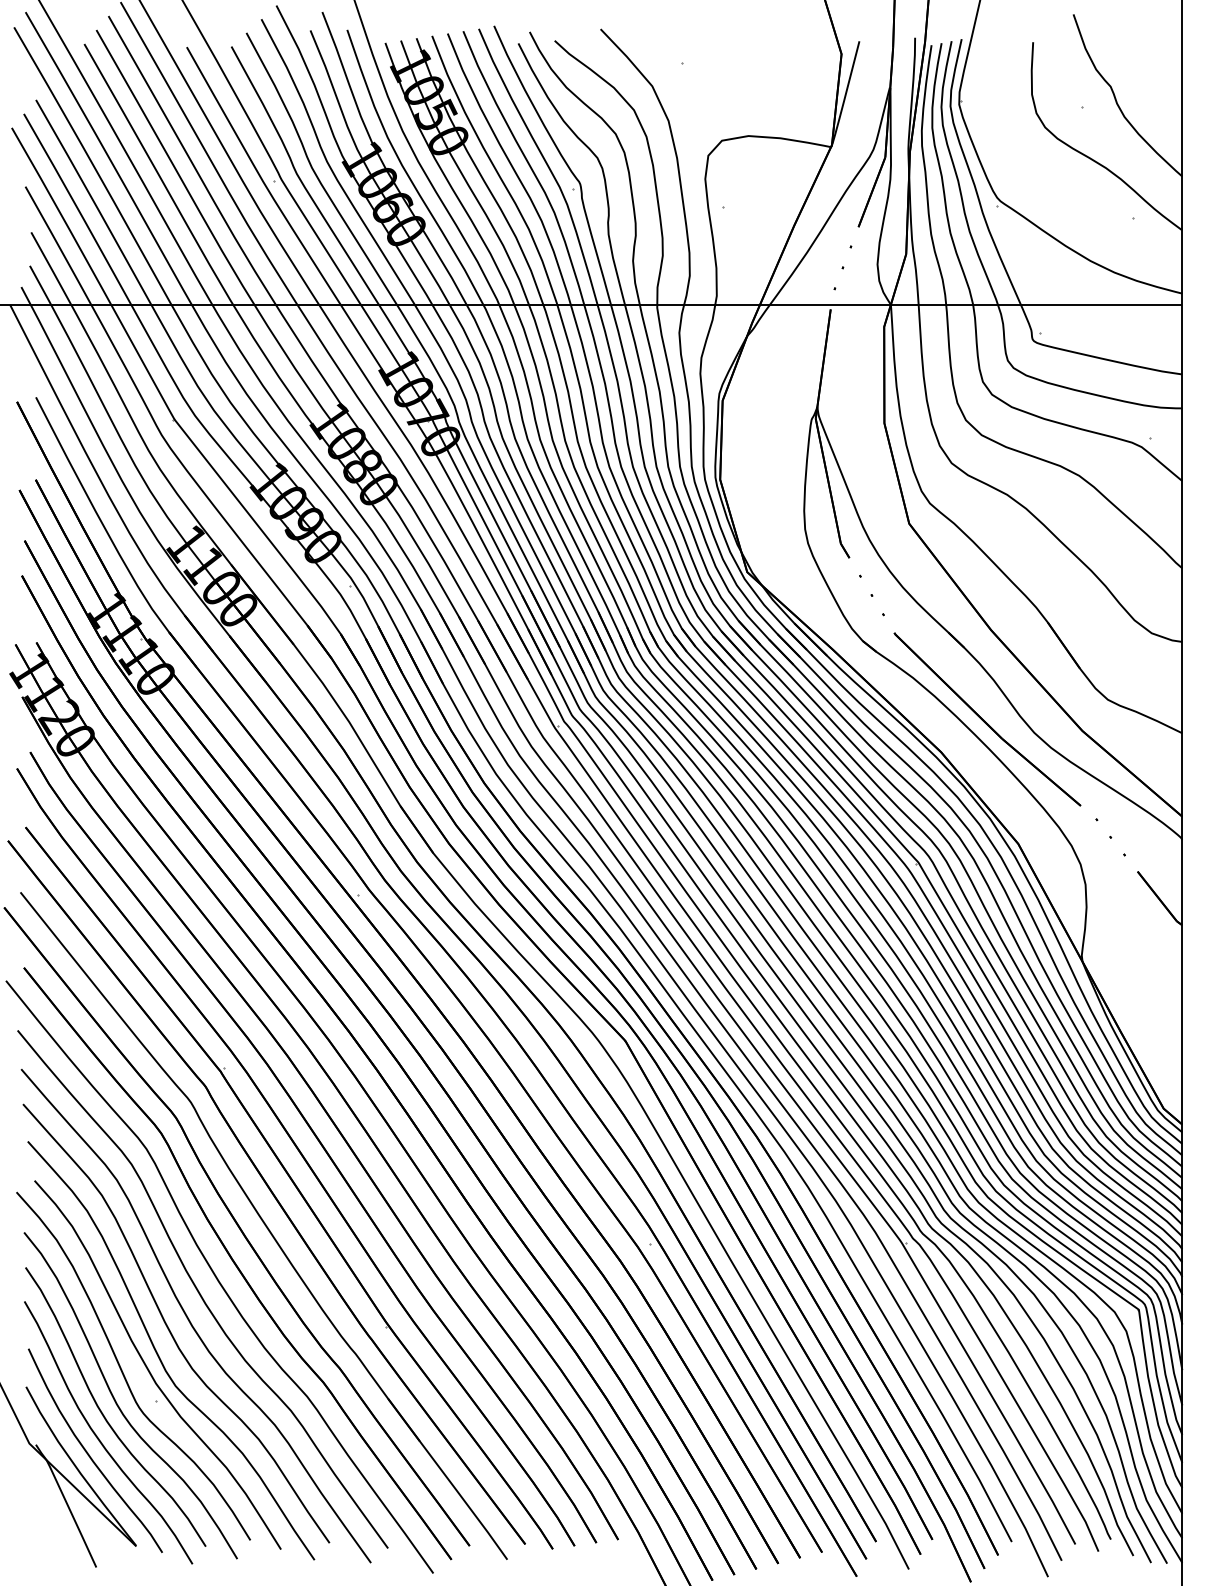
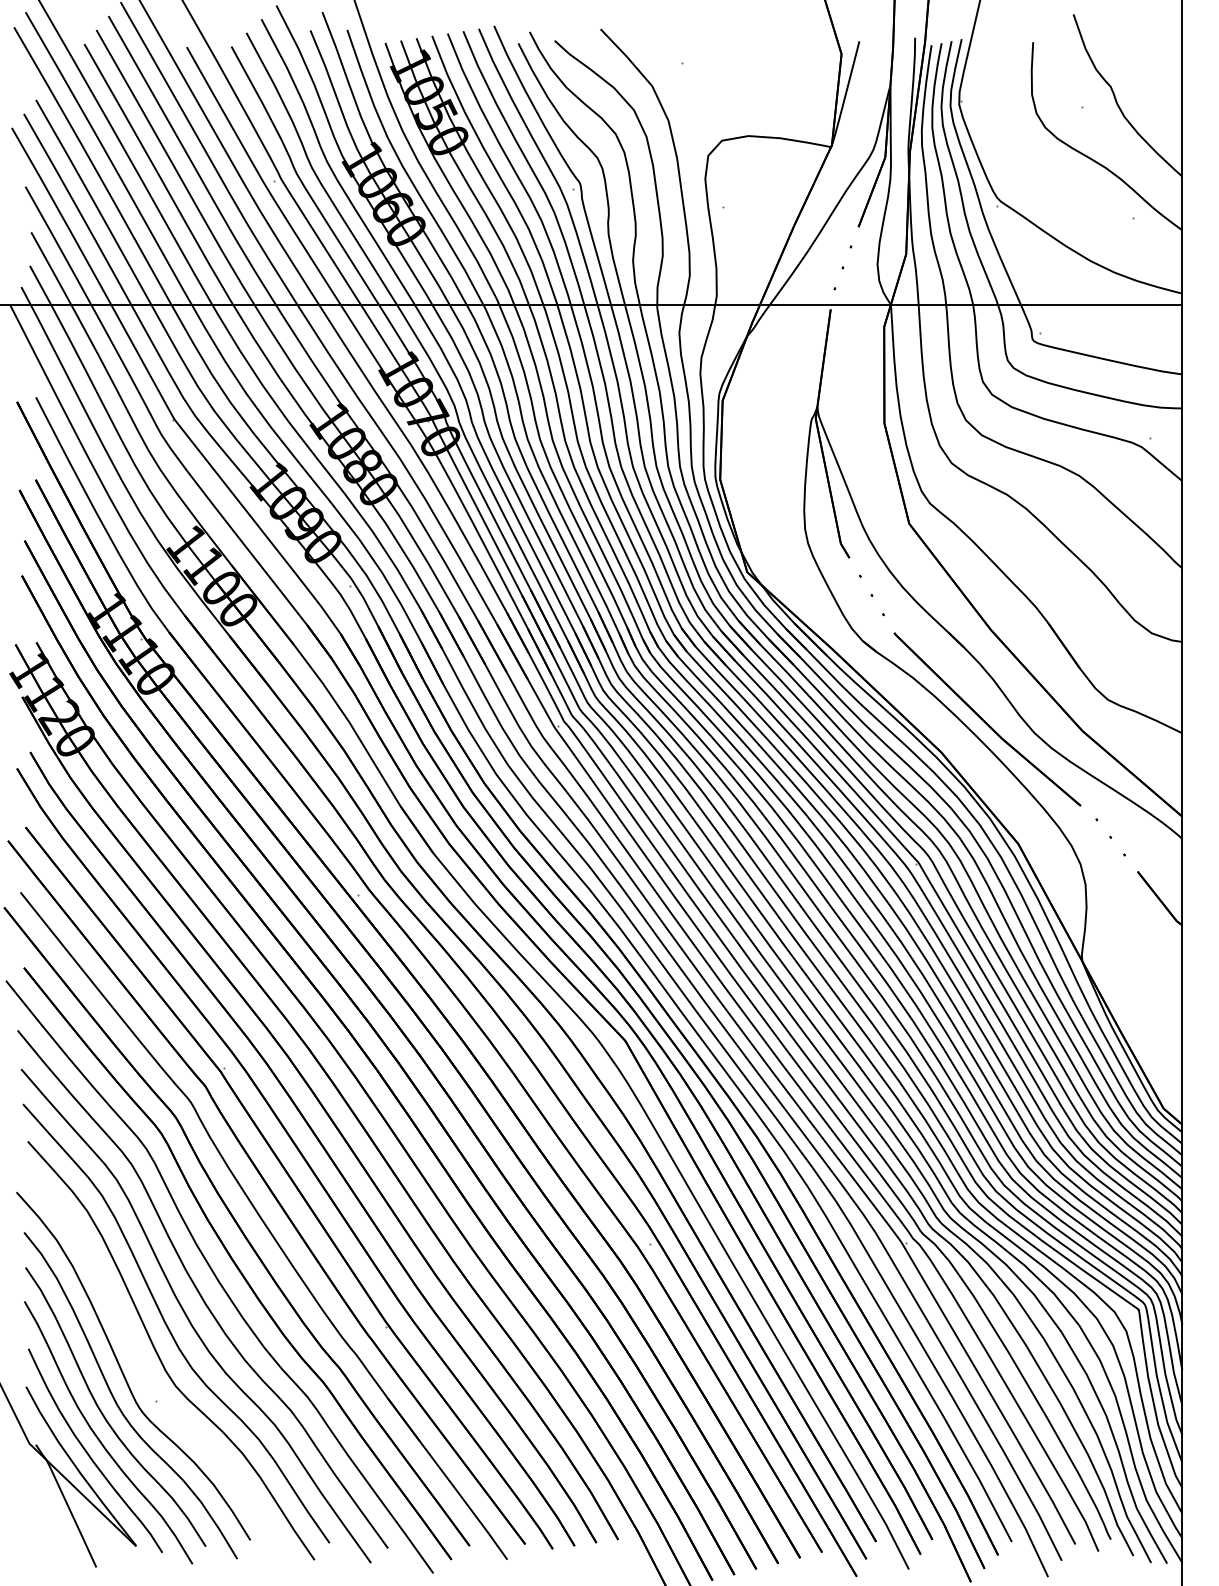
curve: present -> none (149, 1369)
